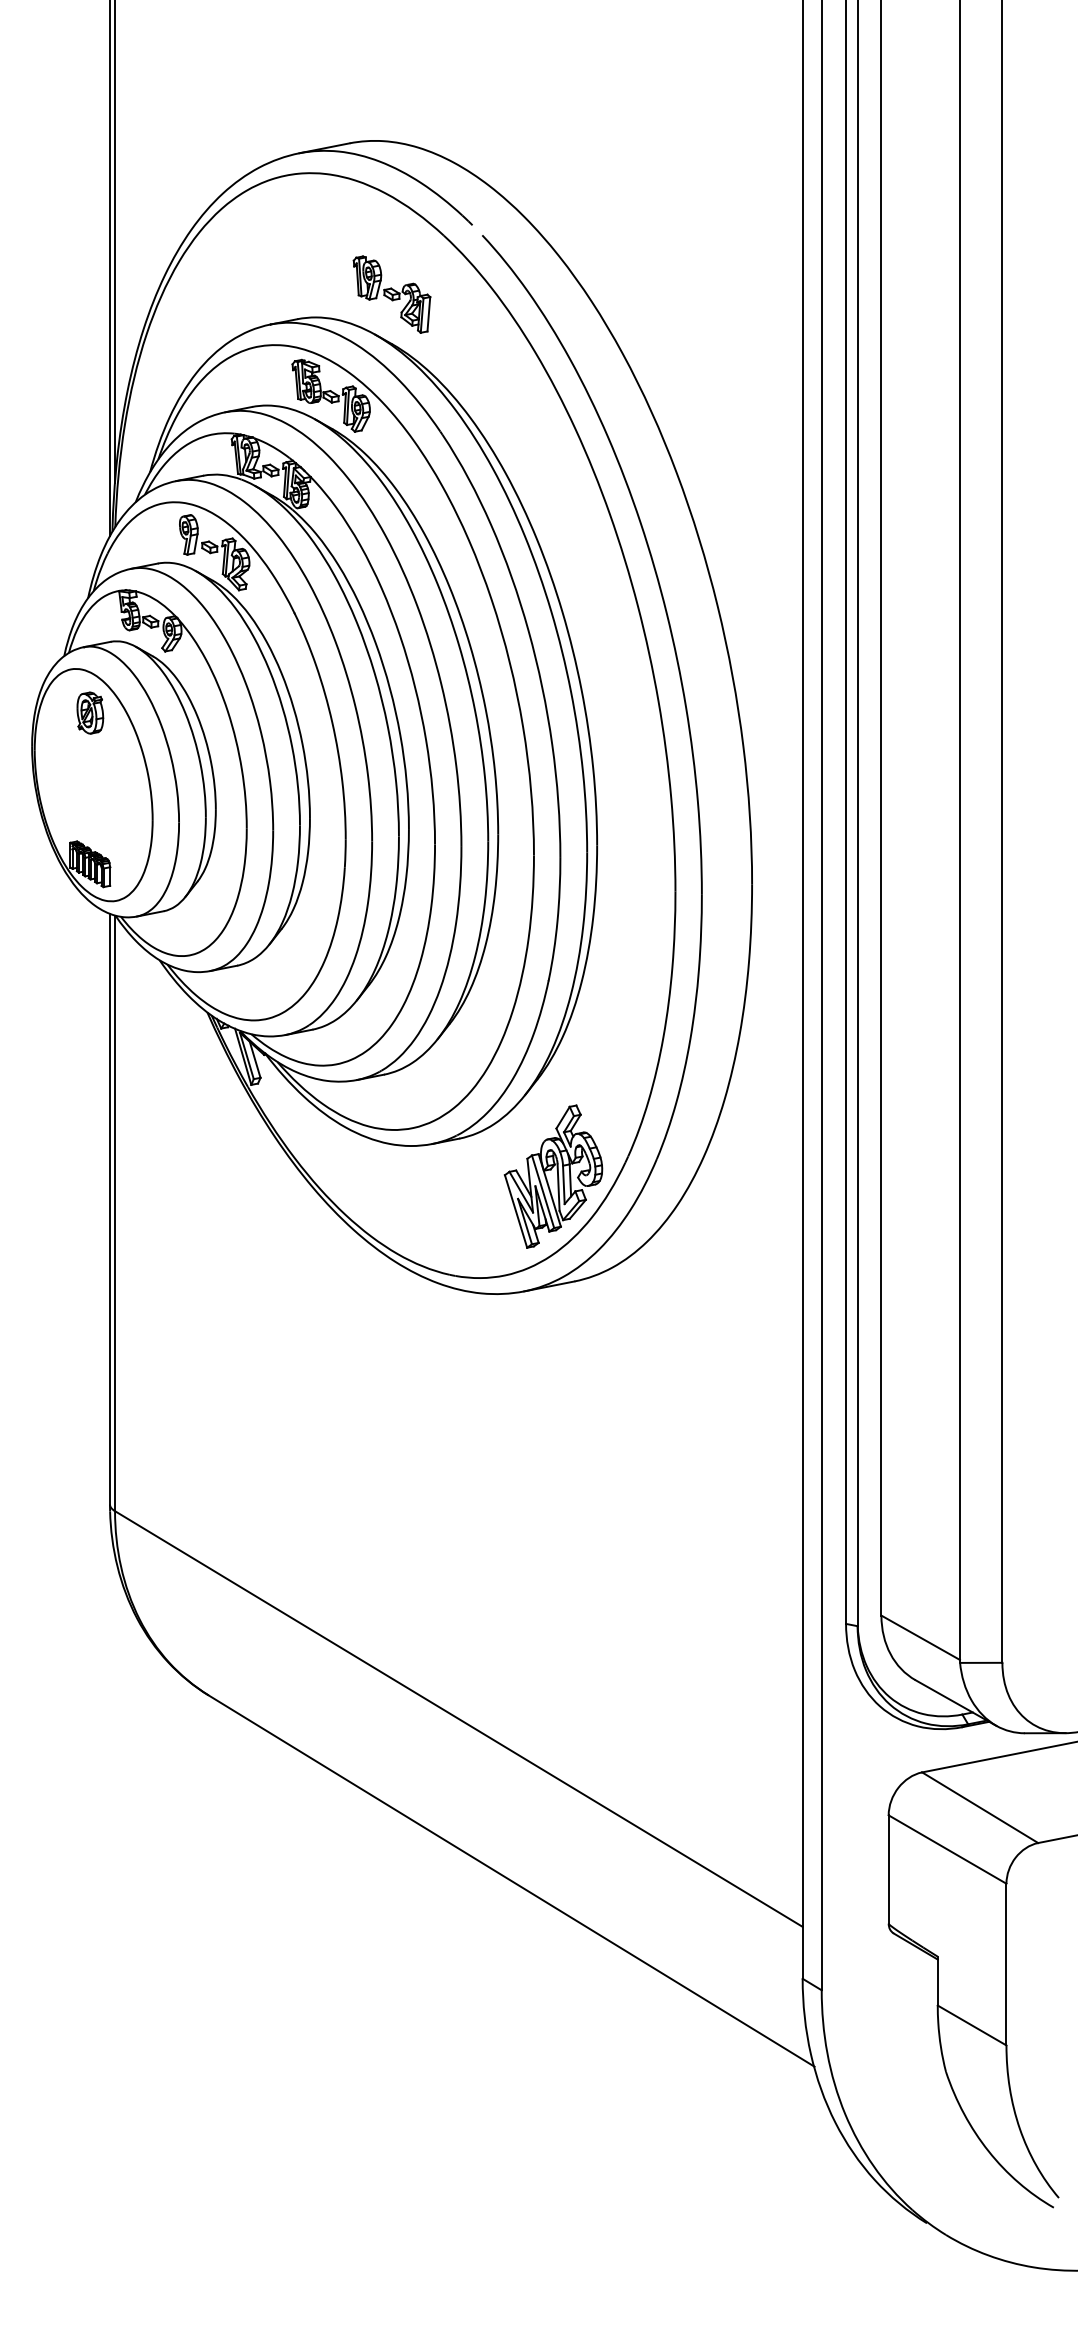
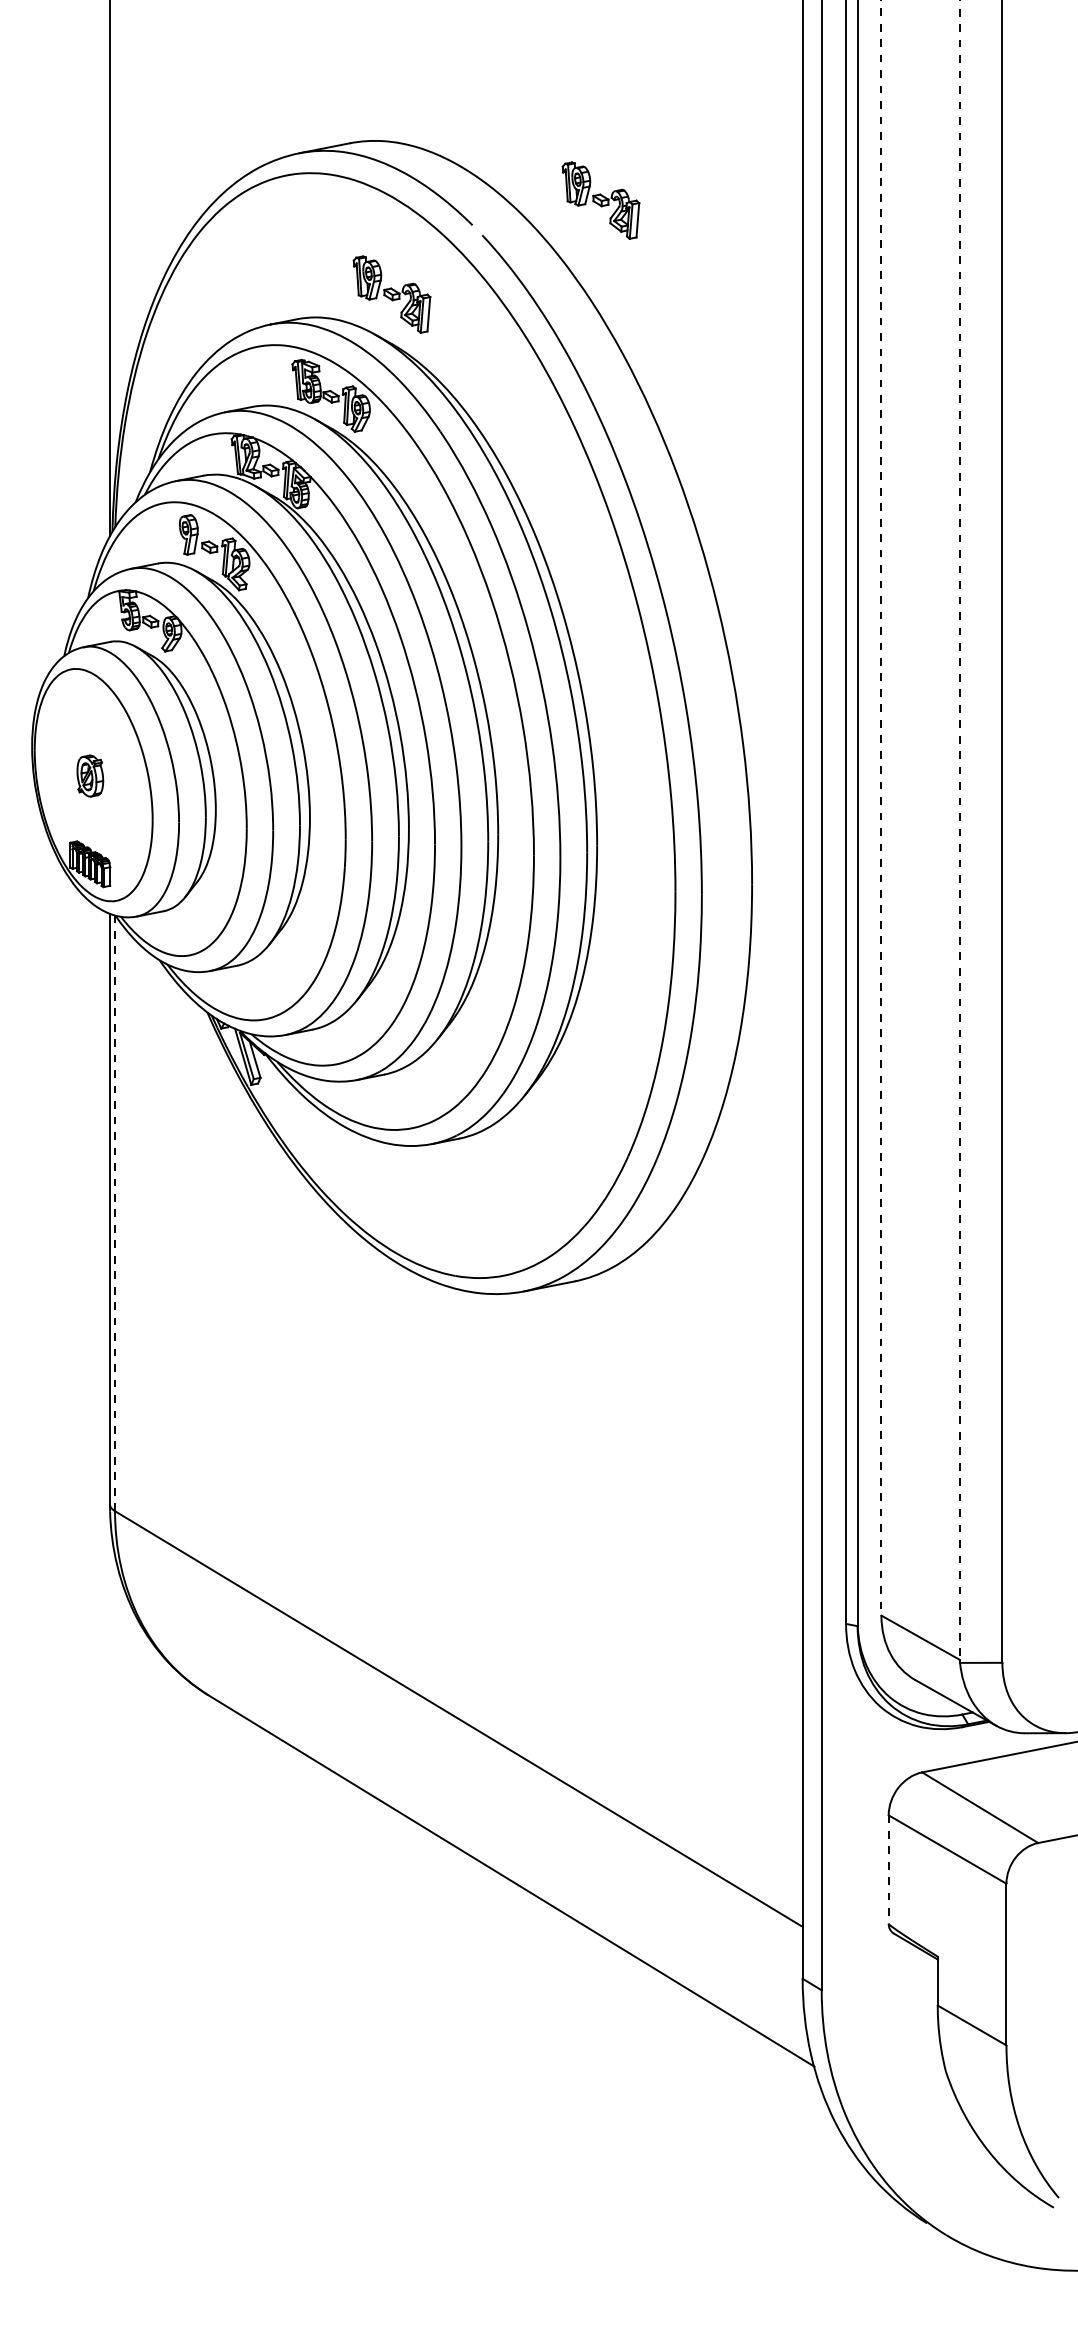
part: none -> present (600, 200)
line: present -> none (115, 242)
part position: (90, 712) -> (90, 775) (90, 775)
line: solid -> dashed (881, 807)
line: solid -> dashed (959, 830)
part: present -> none (553, 1176)
line: solid -> dashed (115, 1213)
line: solid -> dashed (888, 1870)
